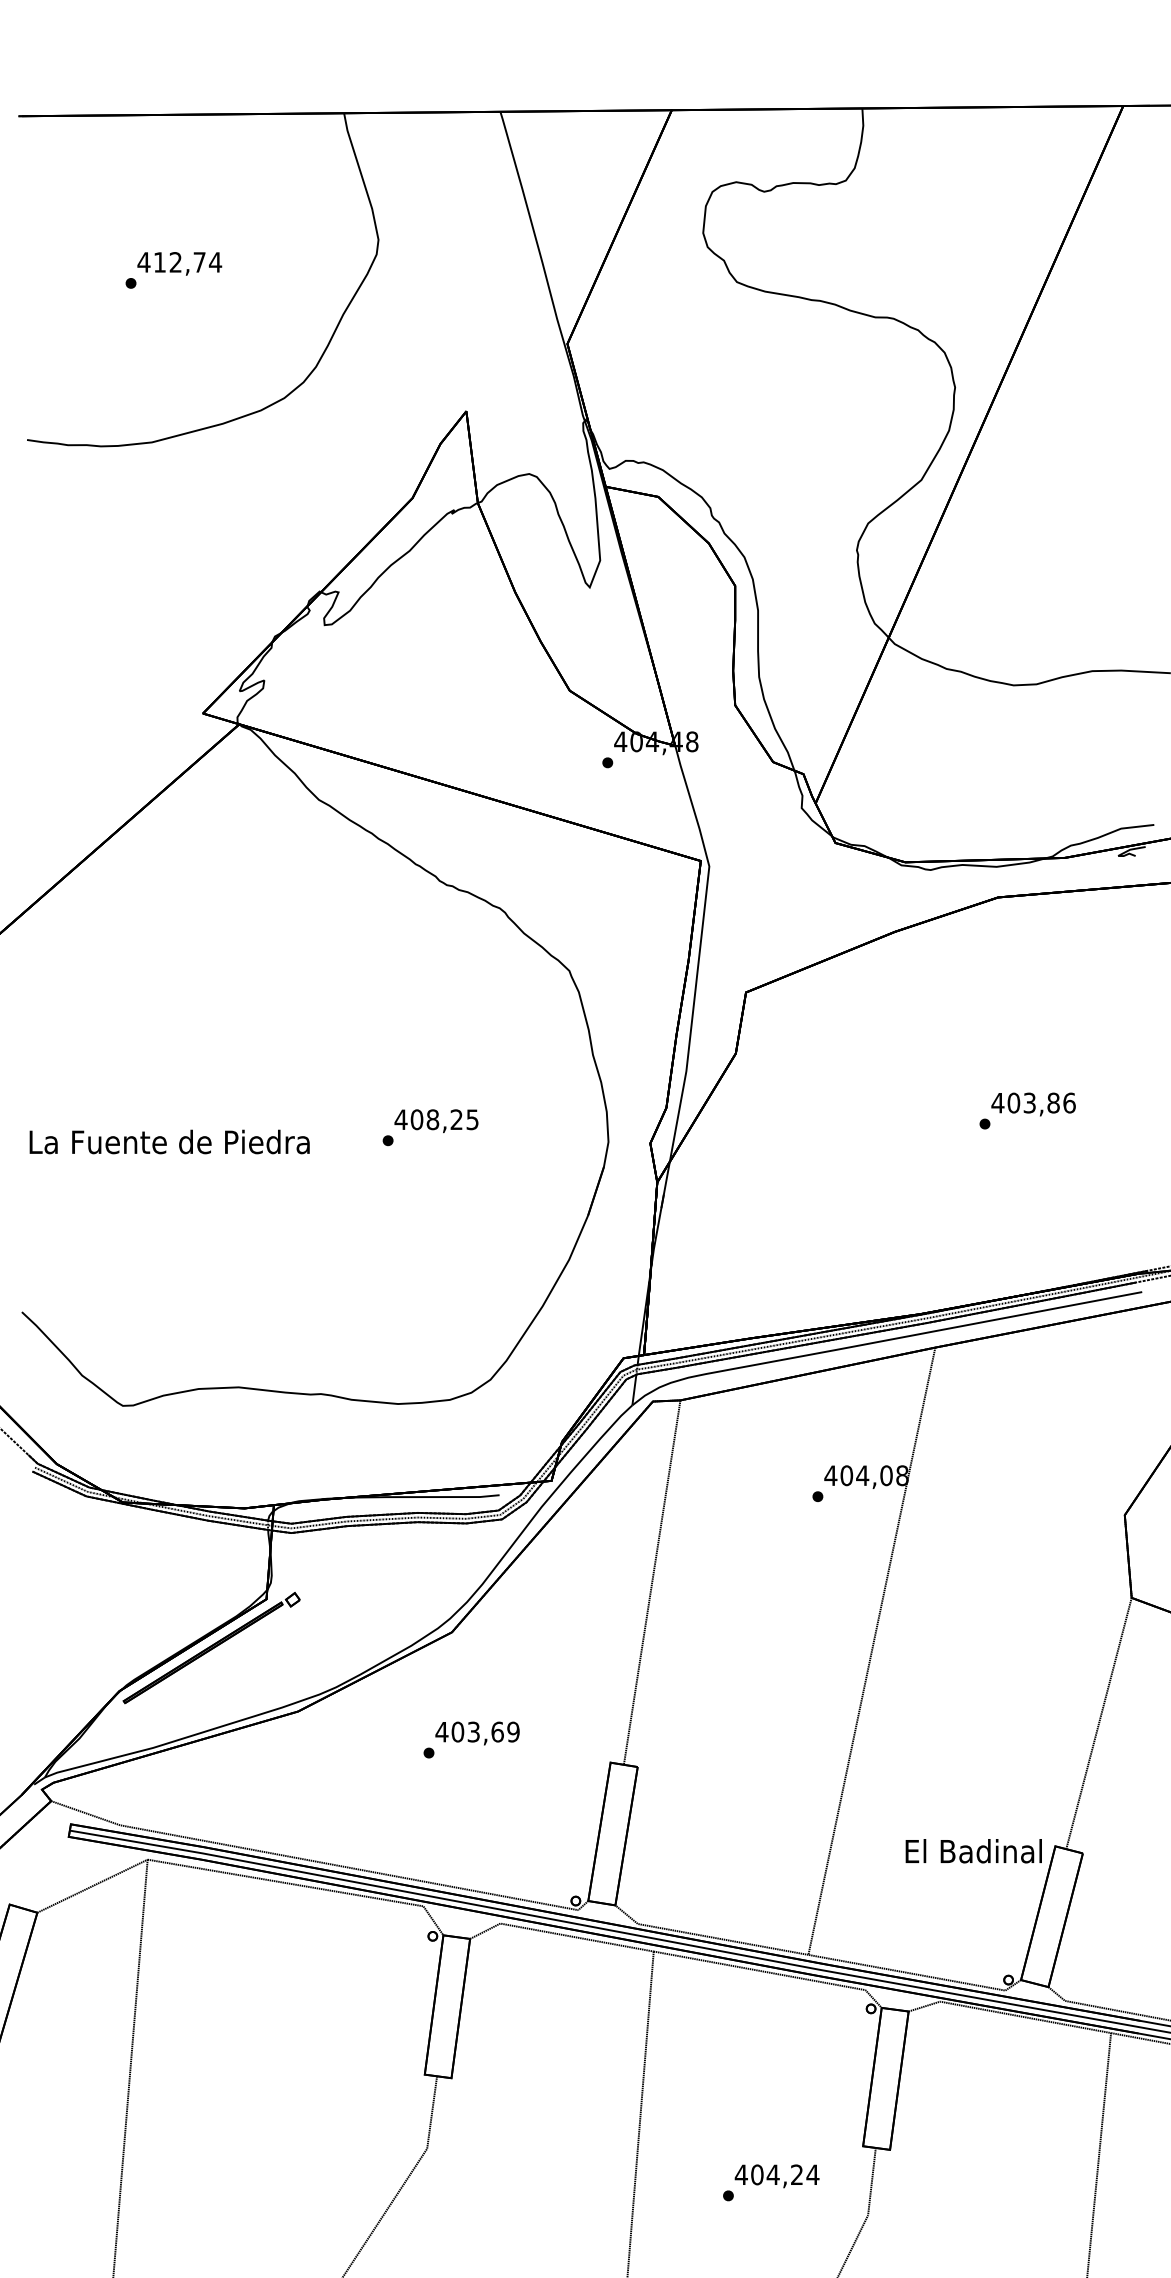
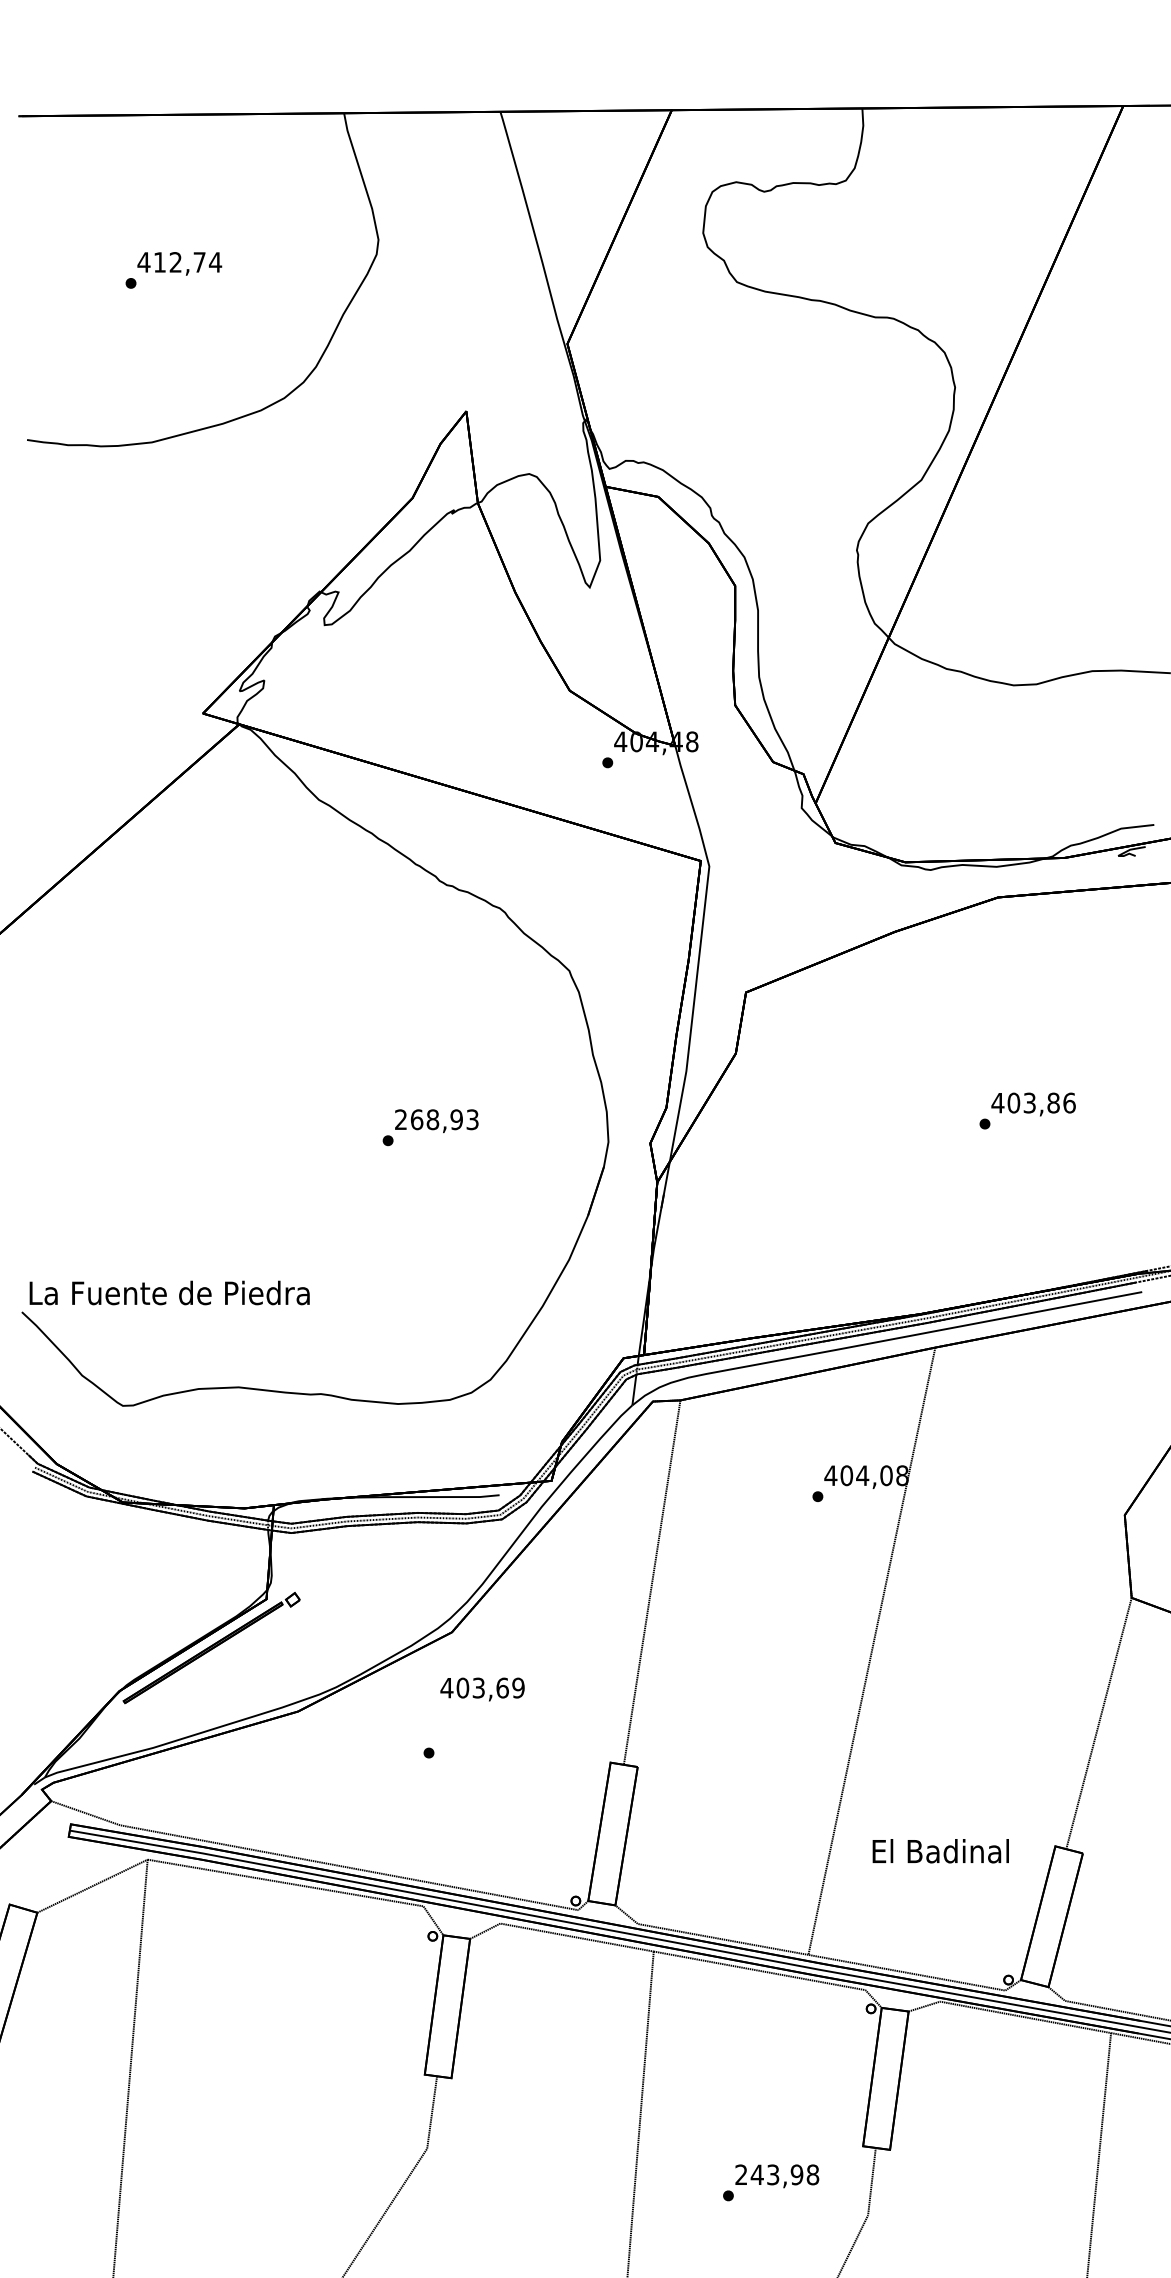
text: 408,25 -> 268,93 (436, 1119)
text position: (169, 1141) -> (169, 1292) (169, 1292)
text position: (477, 1733) -> (482, 1689) (482, 1689)
text position: (973, 1851) -> (940, 1851) (940, 1851)
text: 404,24 -> 243,98 (776, 2174)
